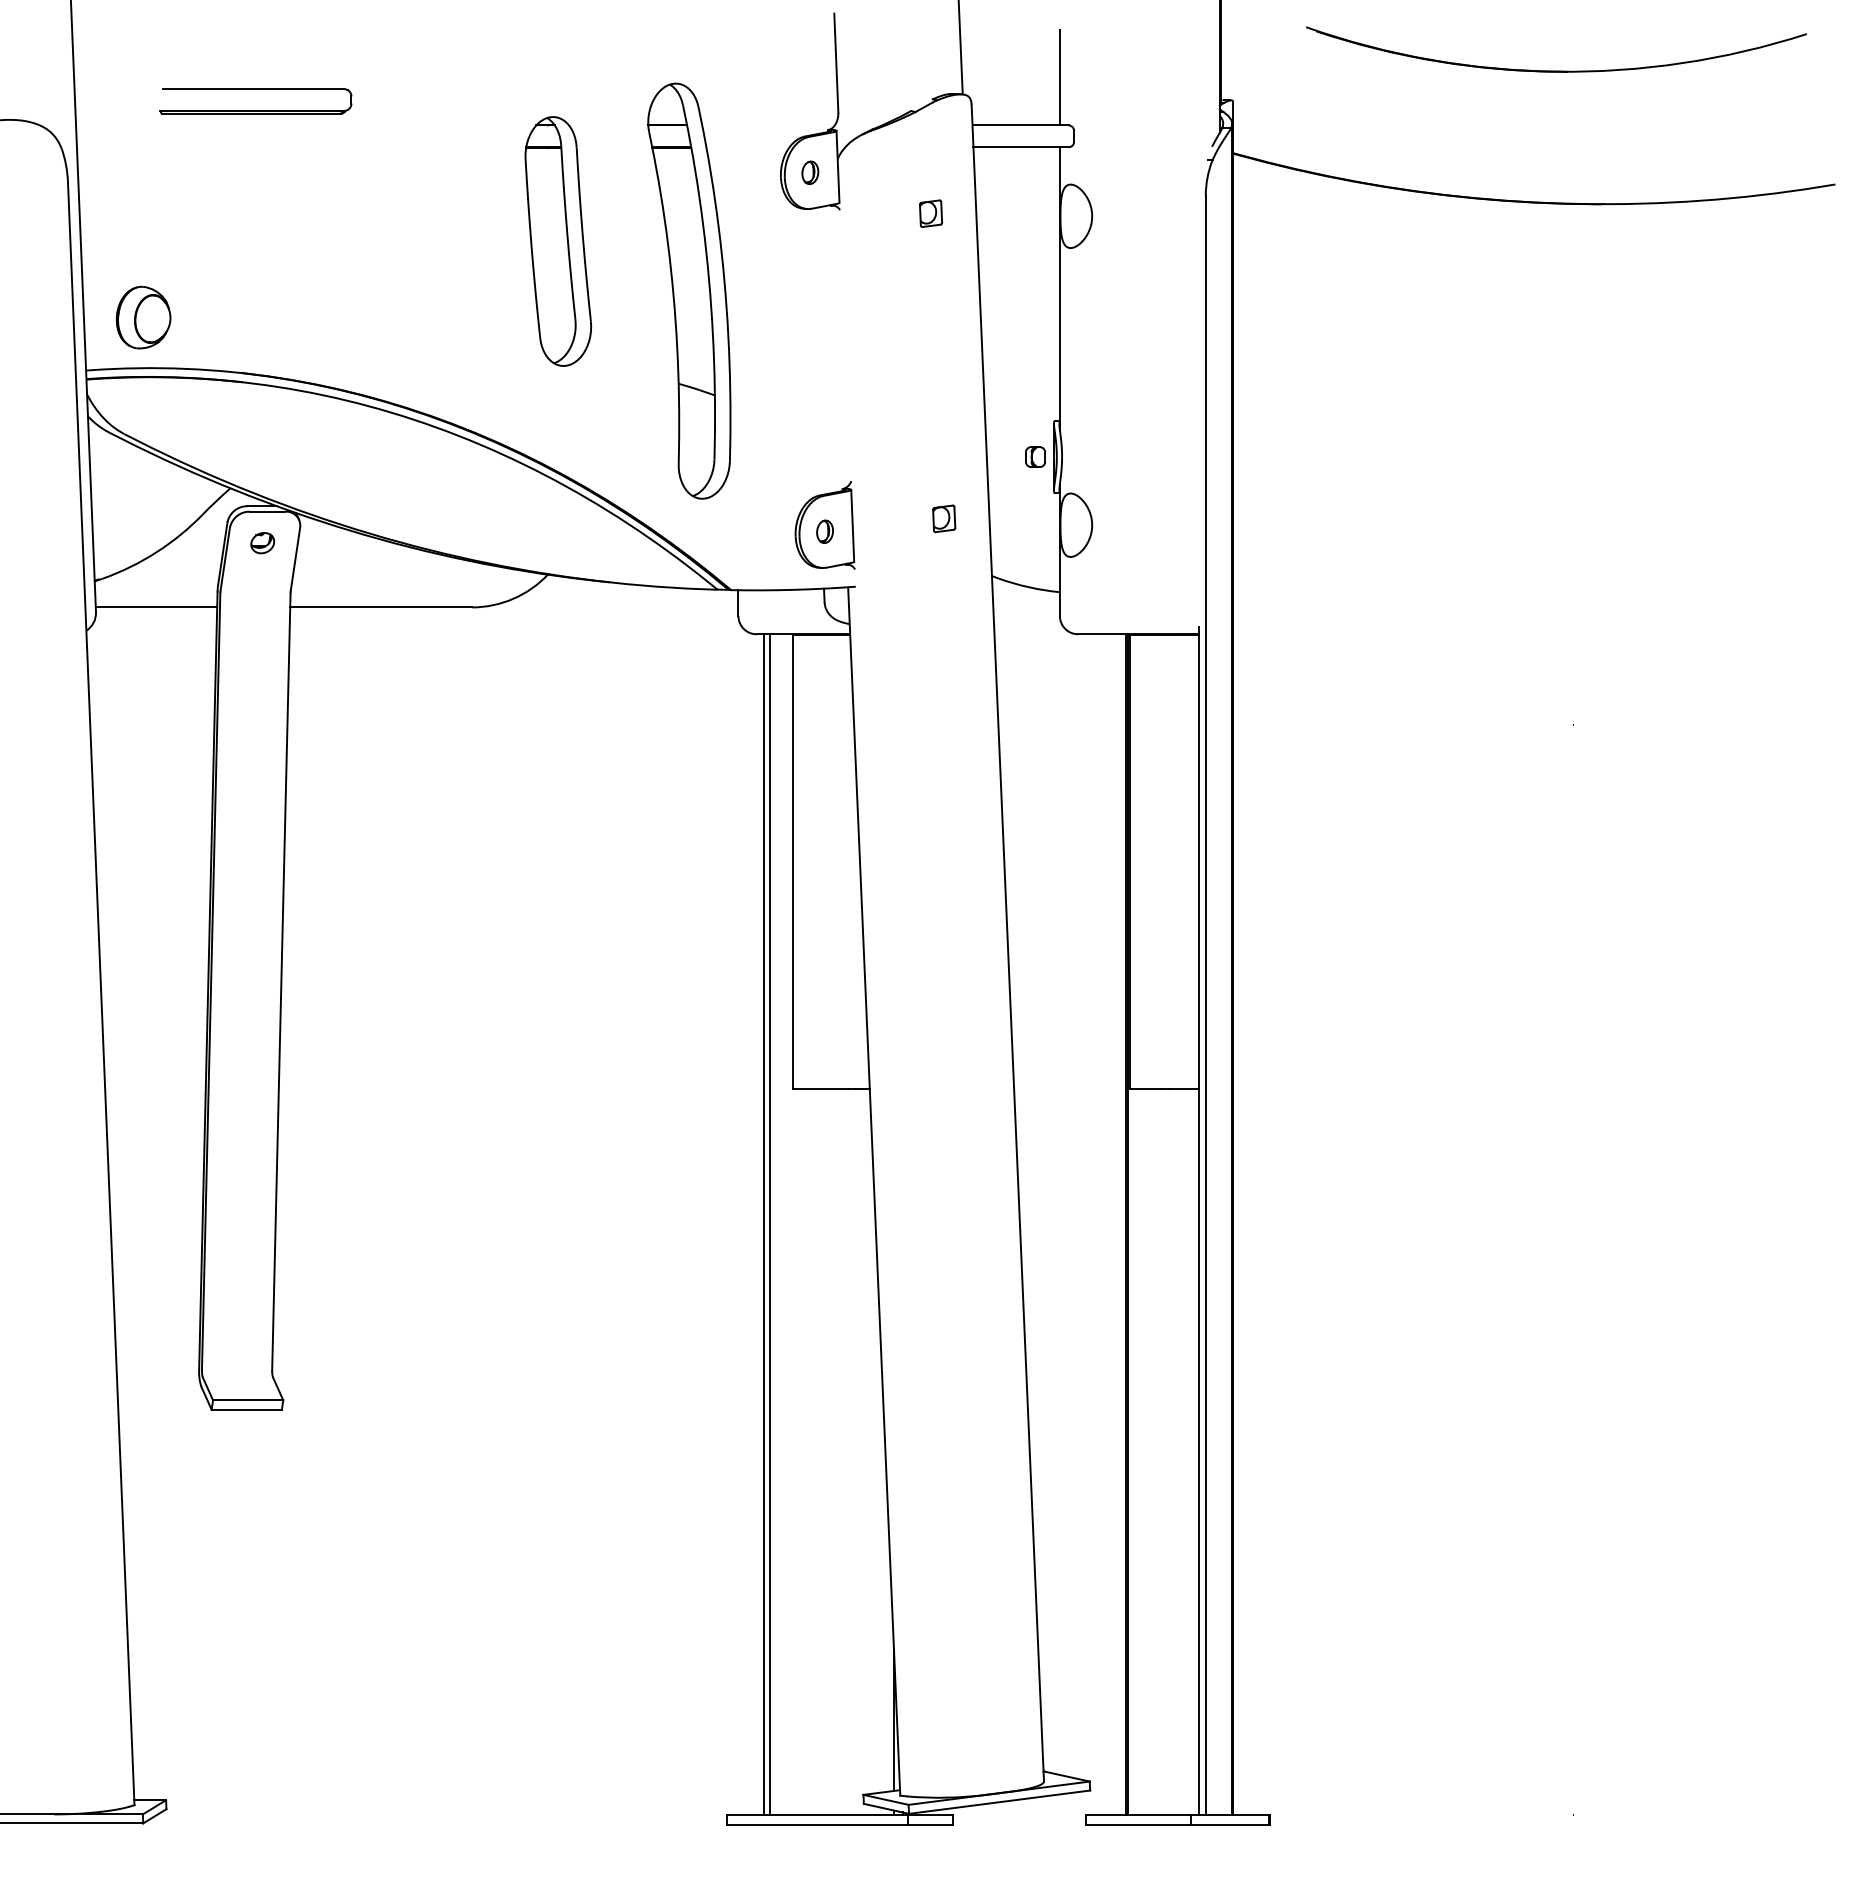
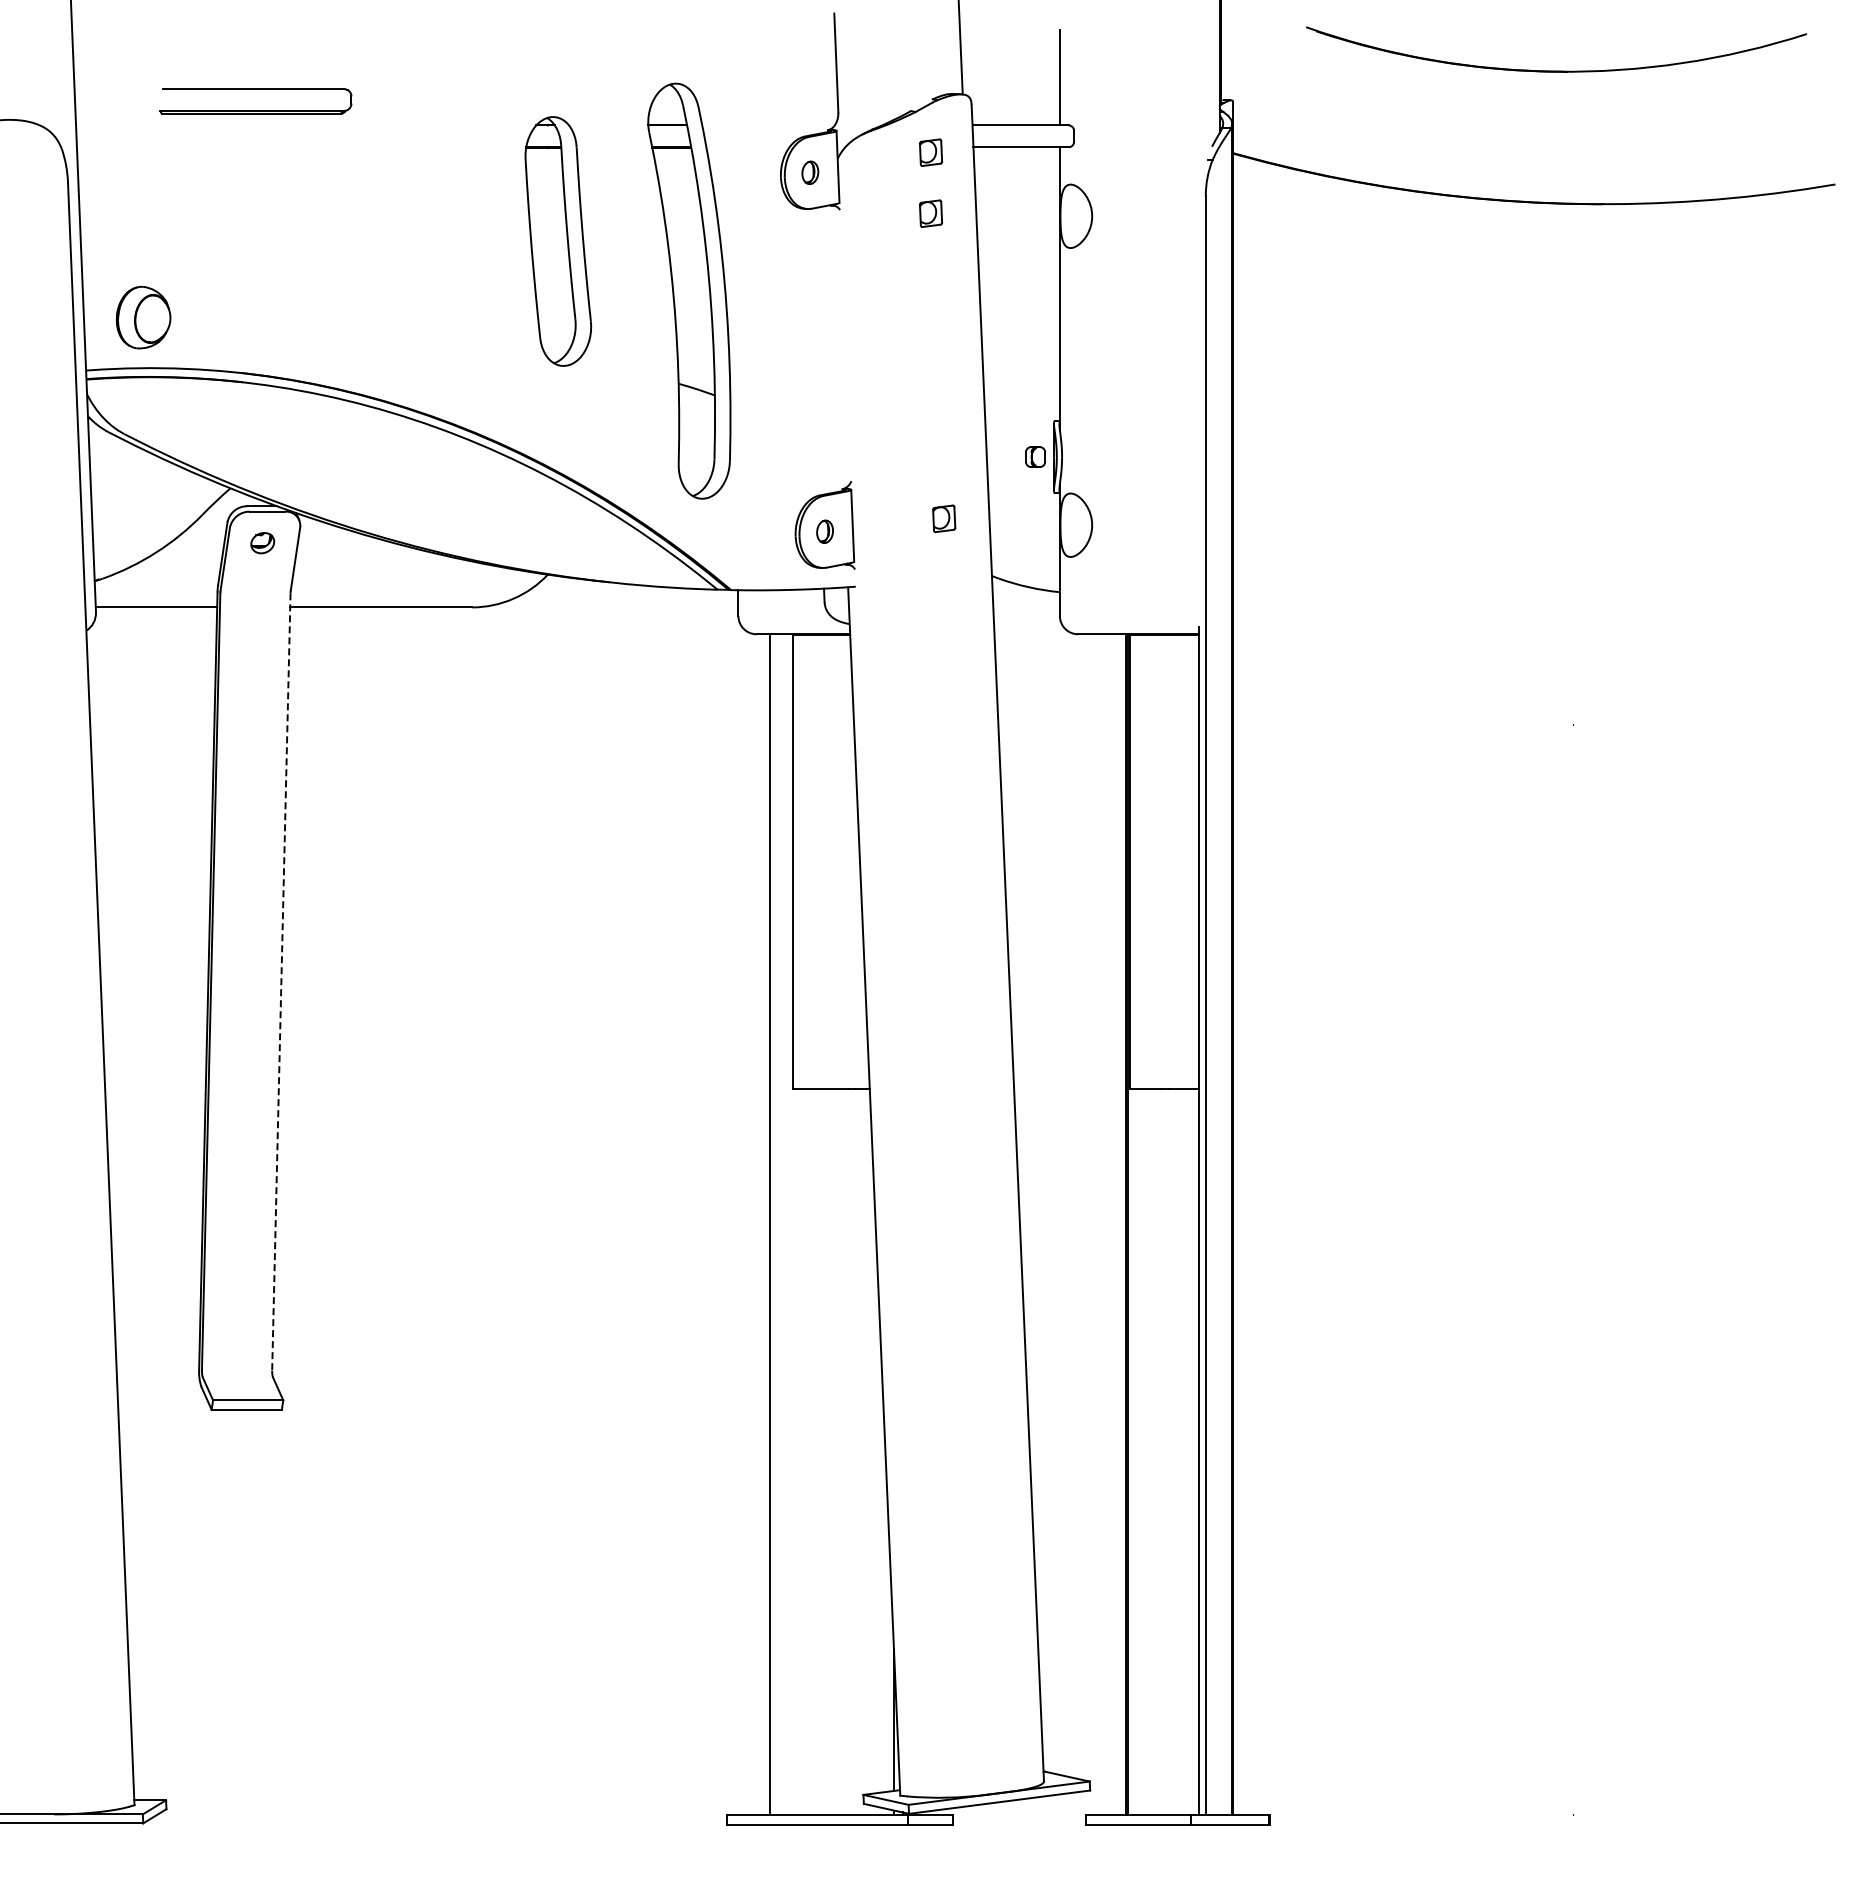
part: none -> present (930, 152)
line: solid -> dashed (281, 982)
line: present -> none (763, 1224)
